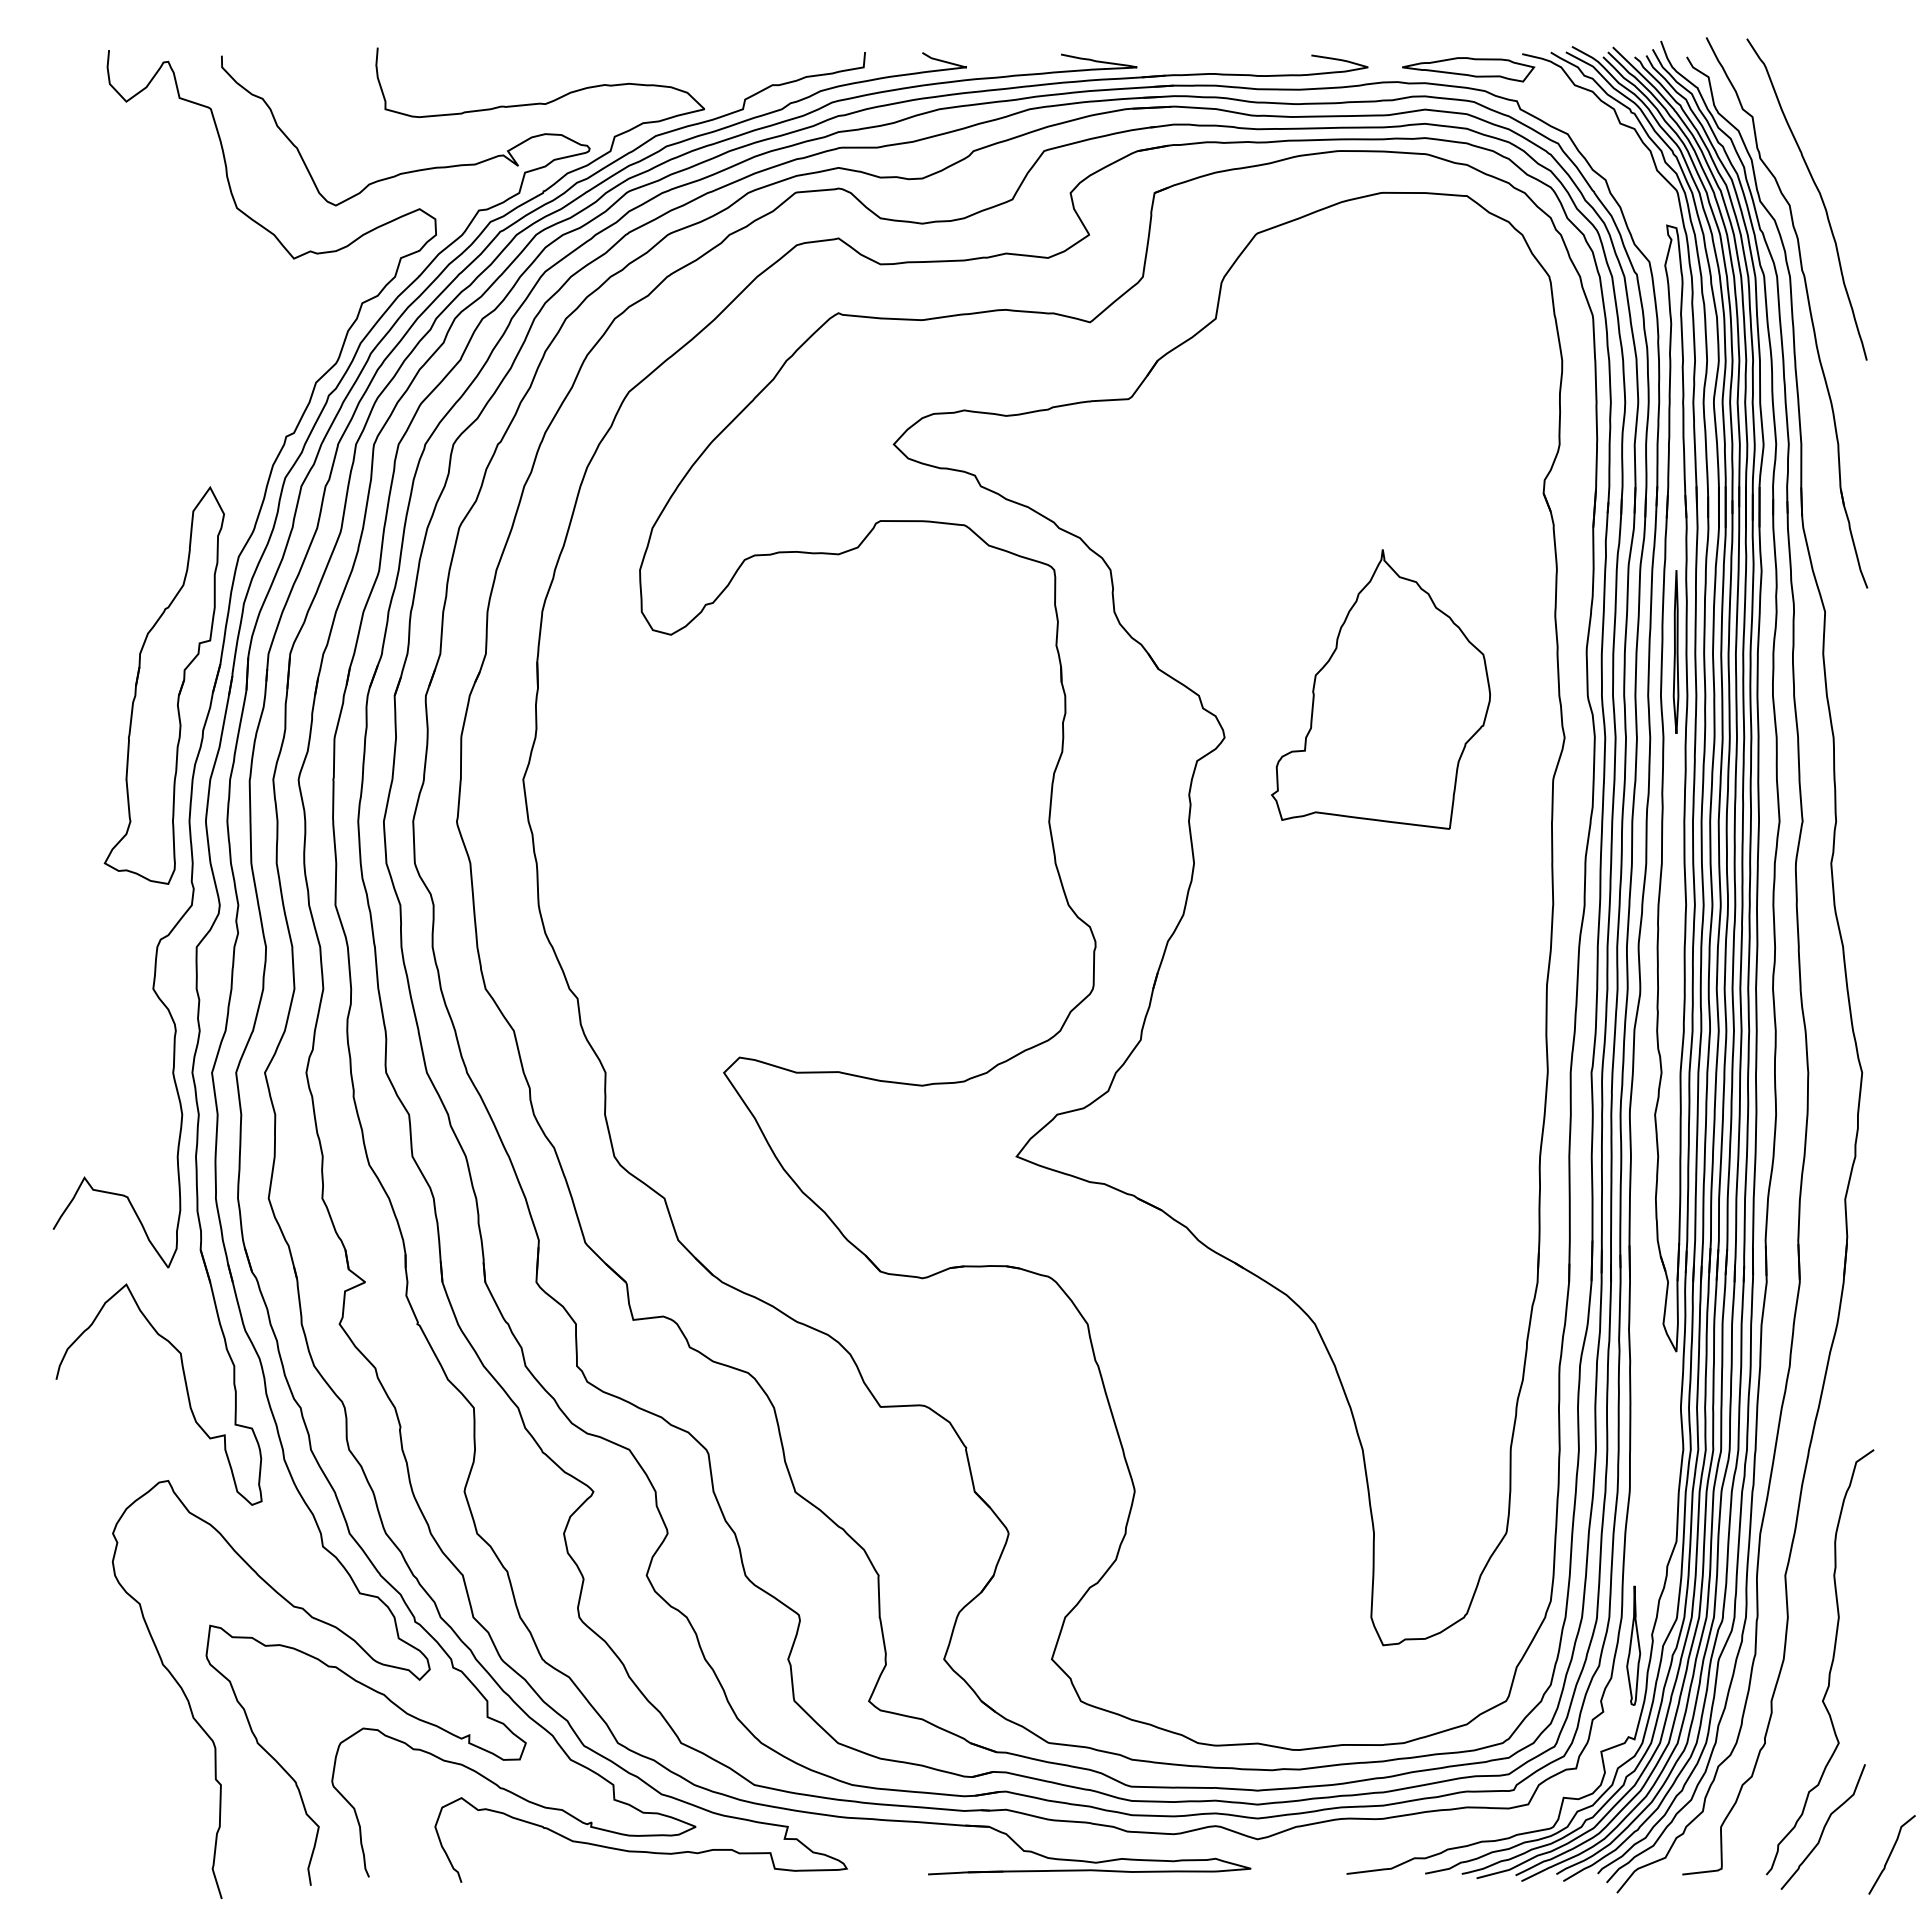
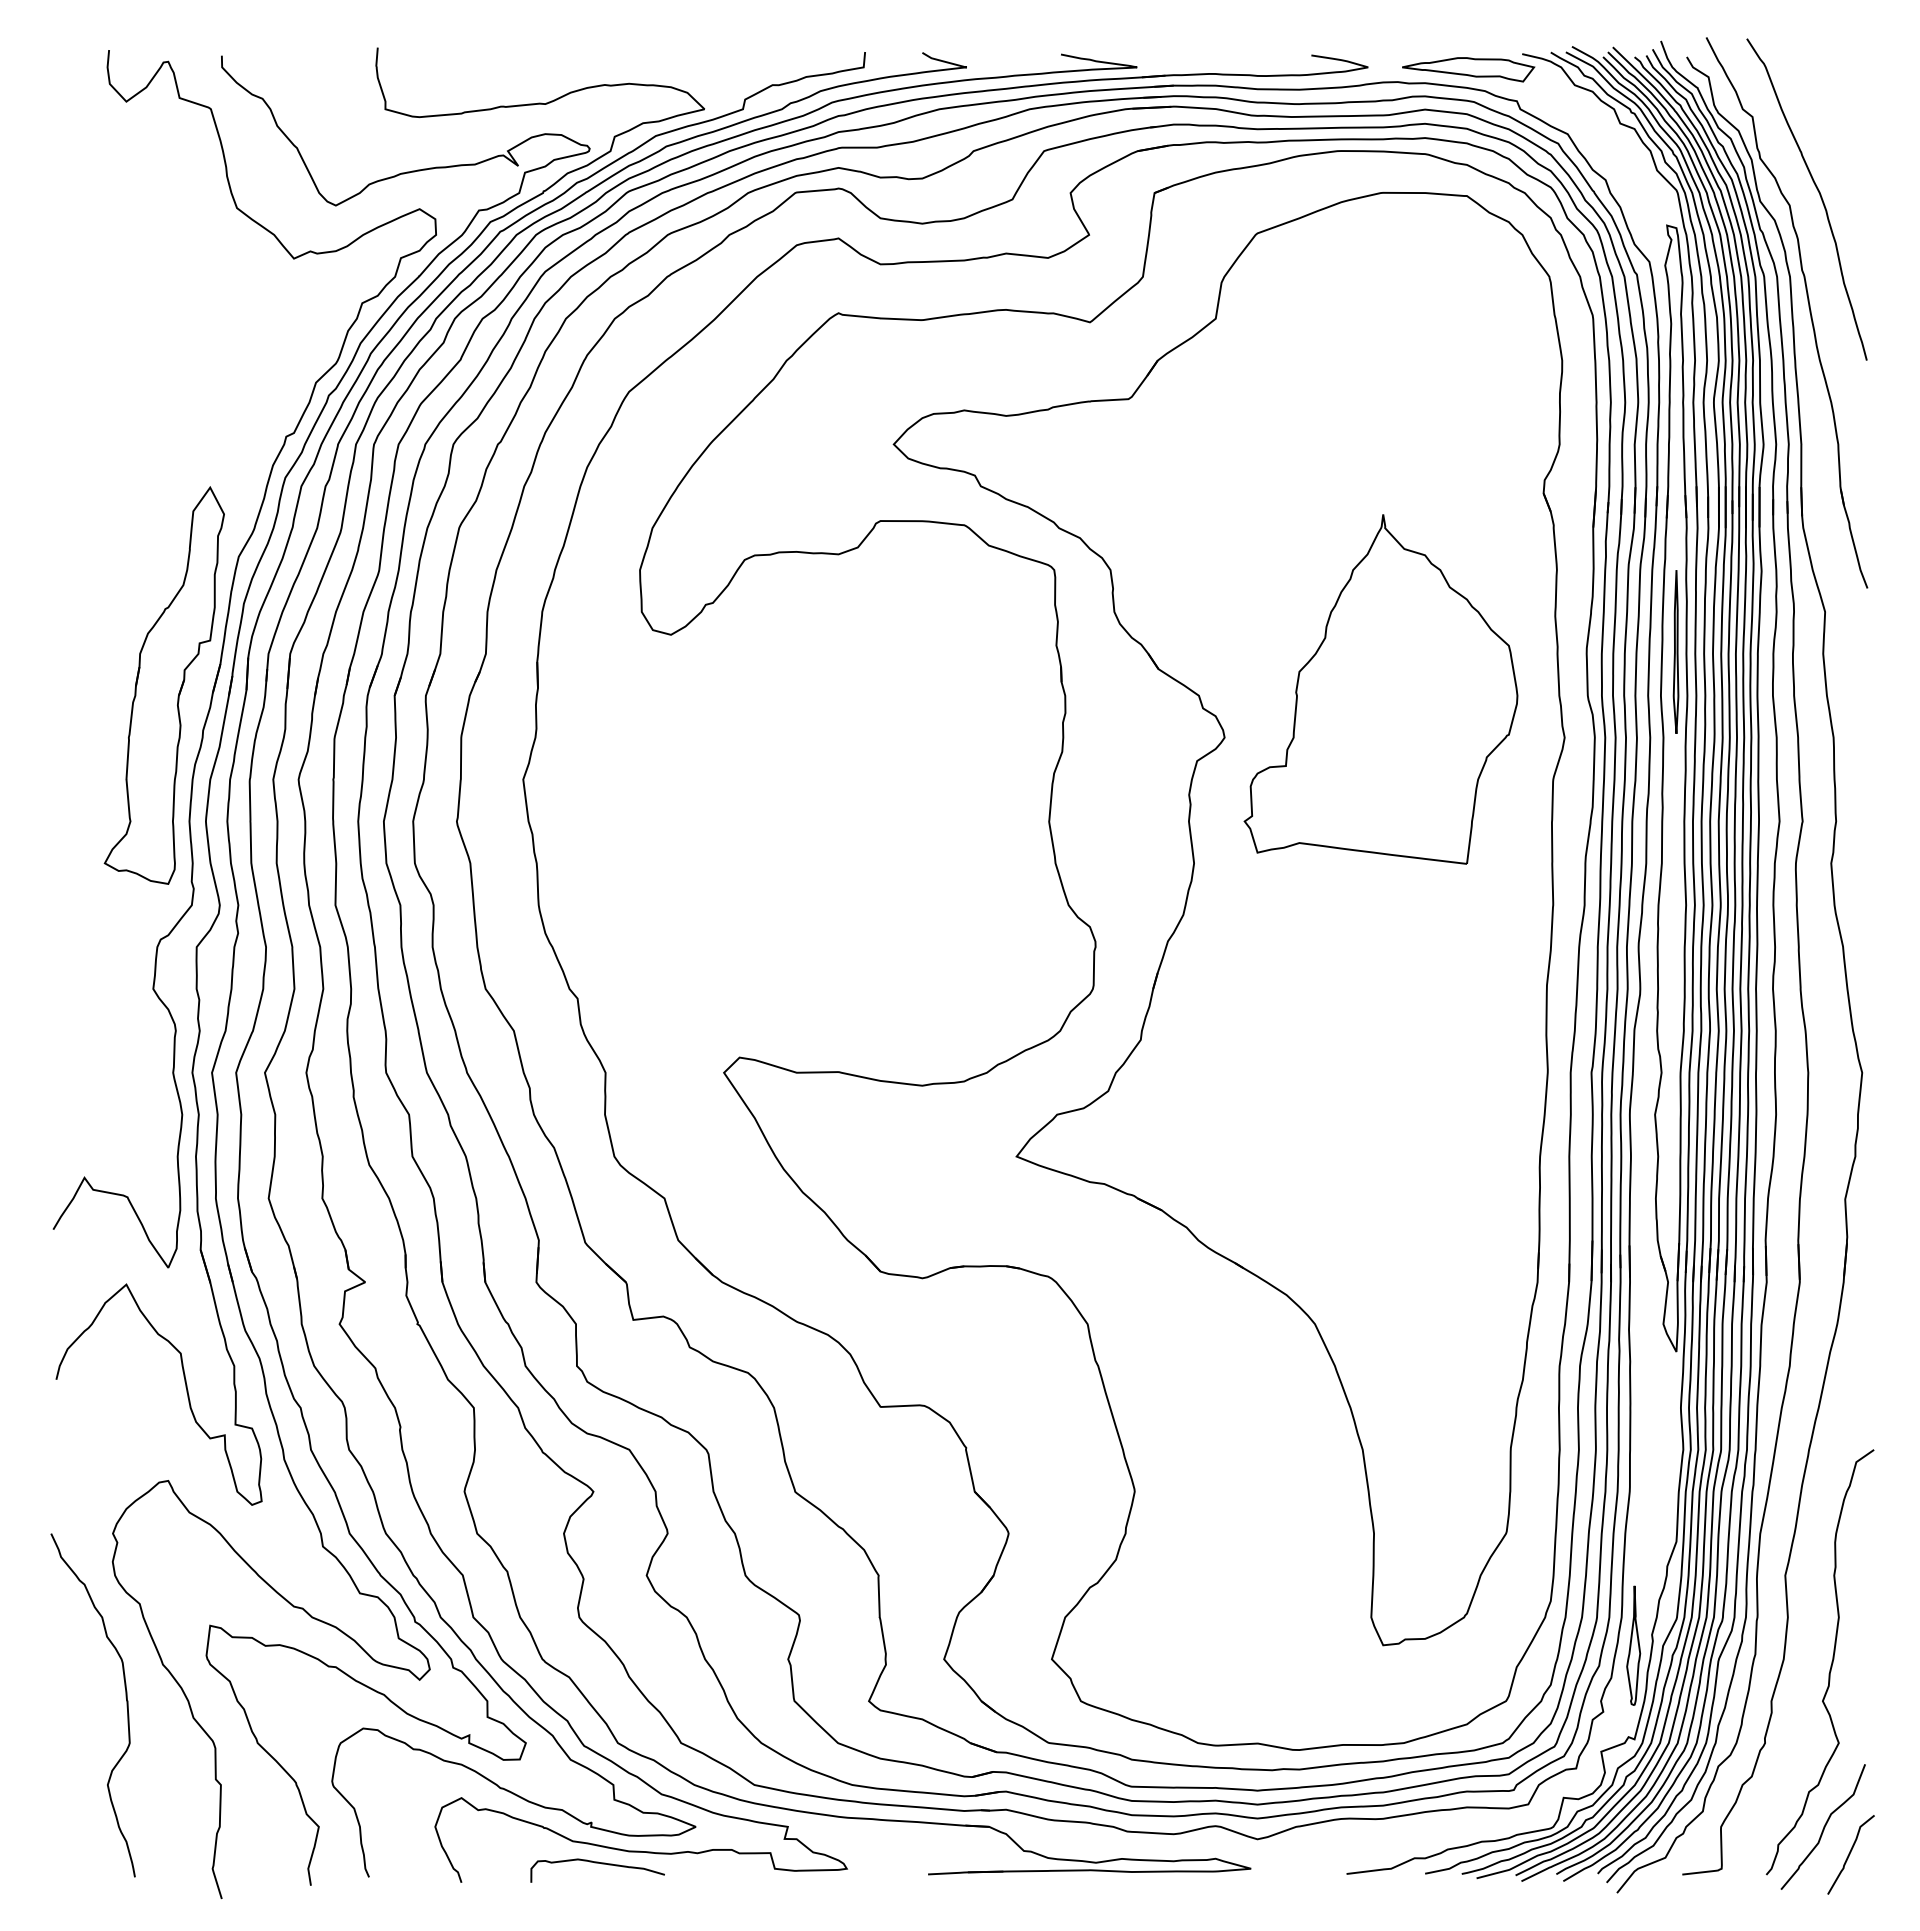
part size: 220x281 px -> 276x351 px (1380, 689)
curve: none -> present (125, 1697)
curve position: (1891, 1854) -> (1850, 1854) (1850, 1854)
curve: none -> present (597, 1863)
